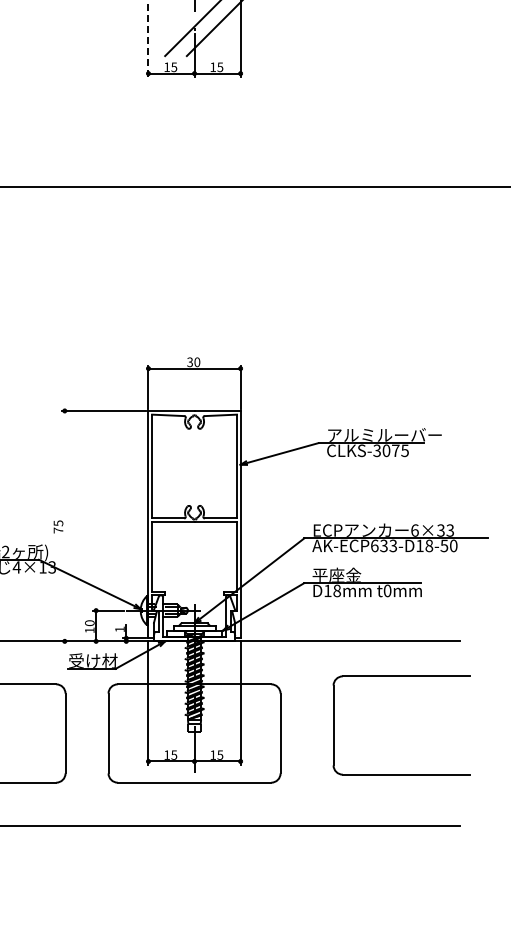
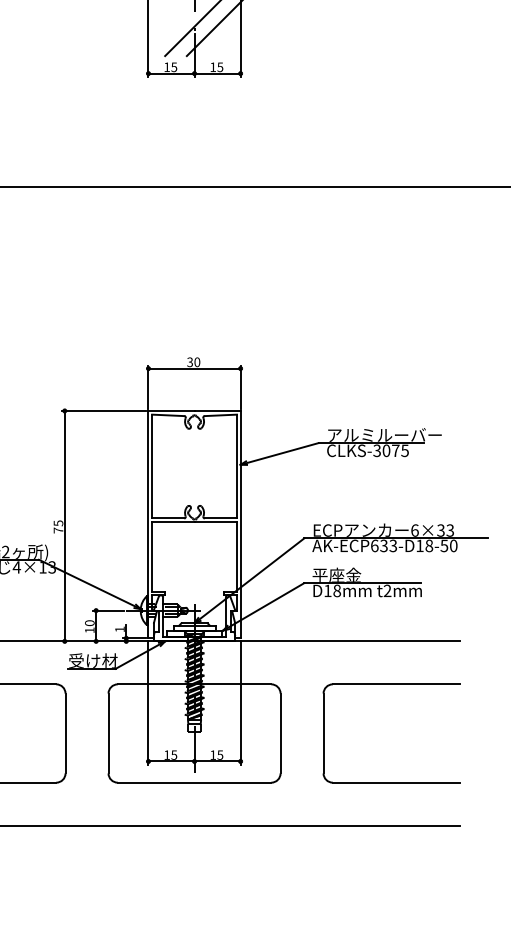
line: dashed -> solid (148, 38)
line: none -> present (64, 525)
text: t0mm -> t2mm (387, 590)
part position: (401, 676) -> (391, 684) (391, 684)
